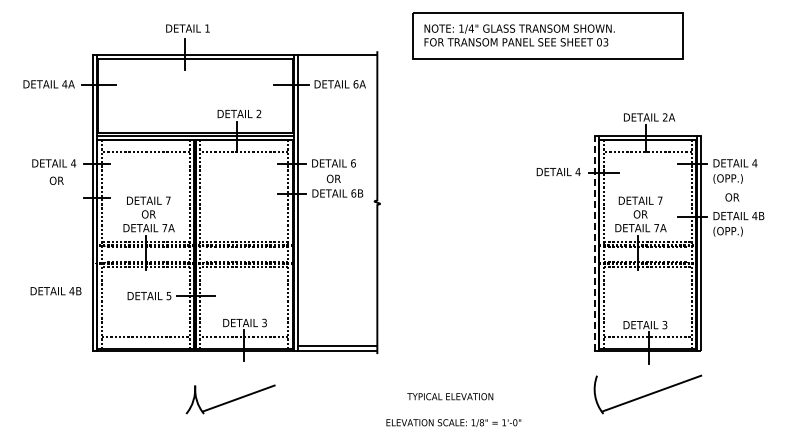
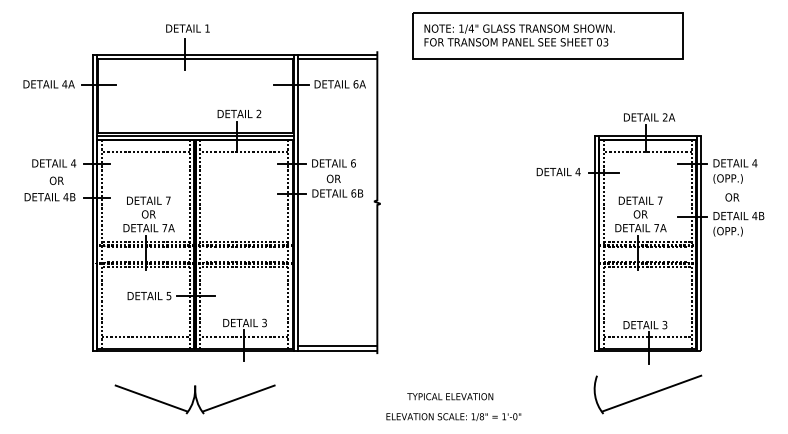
line: none -> present (337, 58)
line: dashed -> solid (594, 243)
text position: (55, 291) -> (49, 197) (49, 197)
line: none -> present (151, 398)
text position: (453, 422) -> (453, 416) (453, 416)
